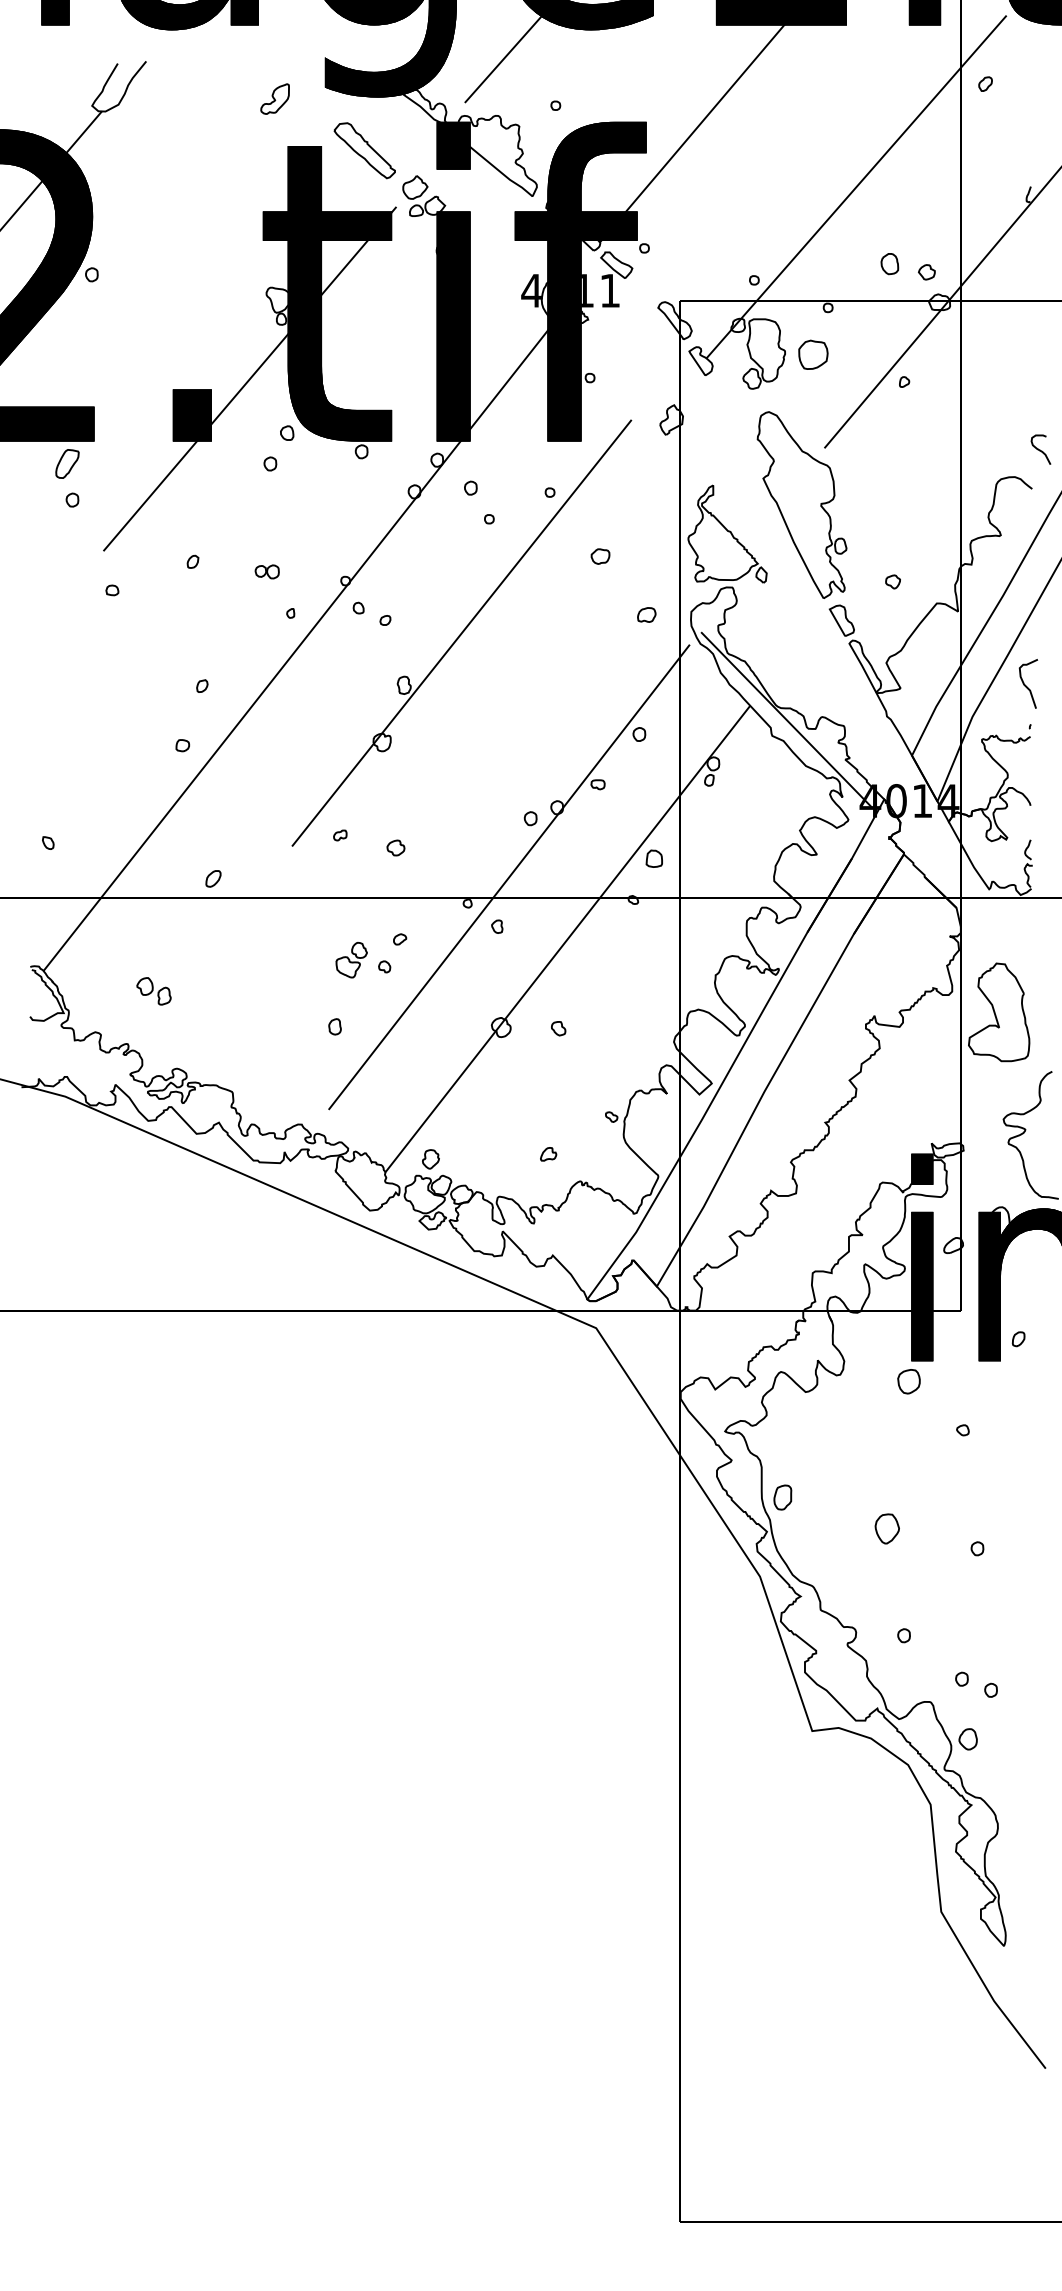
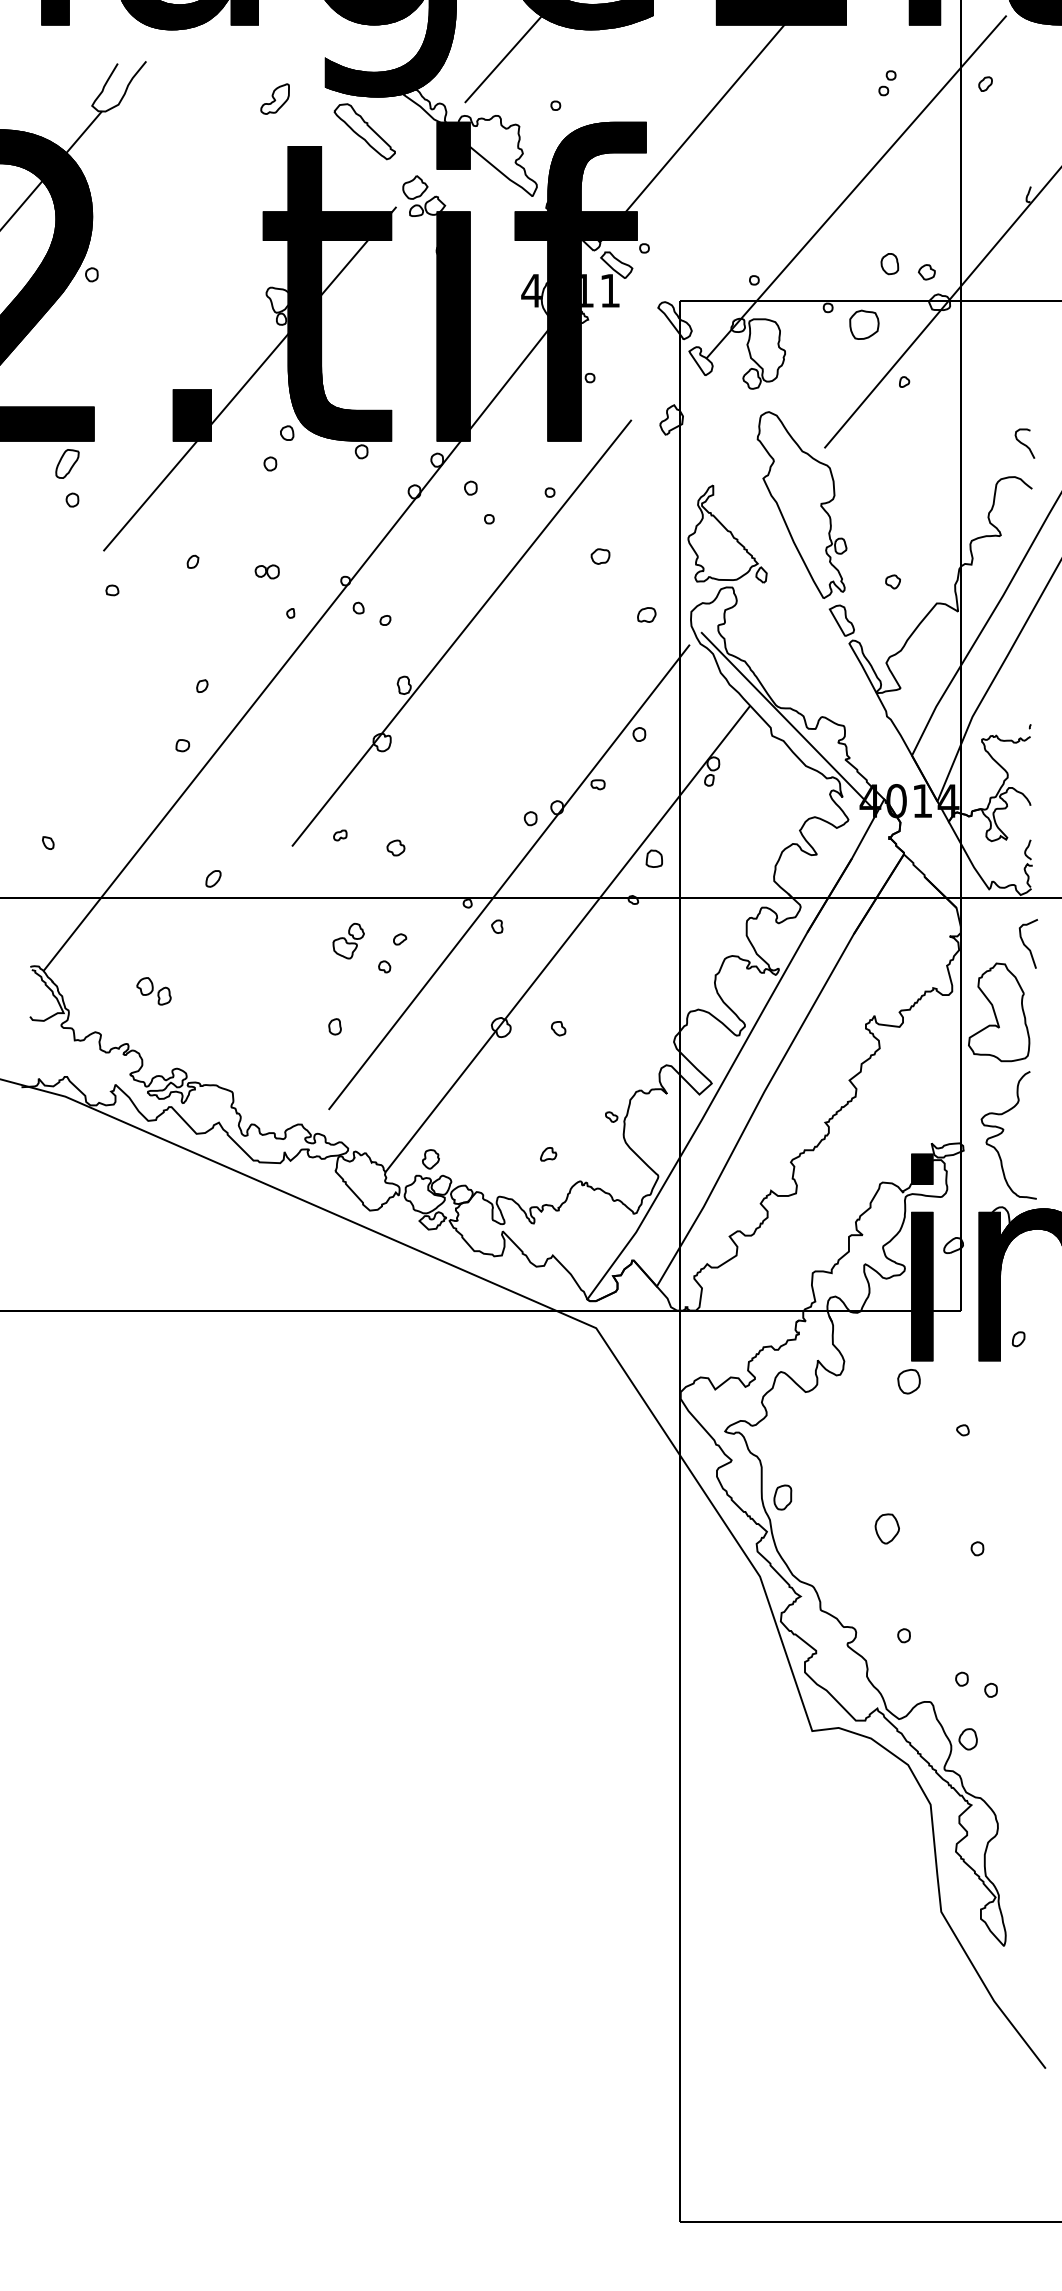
part: none -> present (887, 83)
part position: (364, 150) -> (364, 131) (364, 131)
part position: (813, 354) -> (864, 324) (864, 324)
curve position: (1040, 449) -> (1024, 443) (1024, 443)
curve position: (1025, 684) -> (1025, 944) (1025, 944)
part position: (351, 960) -> (348, 941) (348, 941)
curve position: (1025, 1132) -> (1003, 1132) (1003, 1132)
